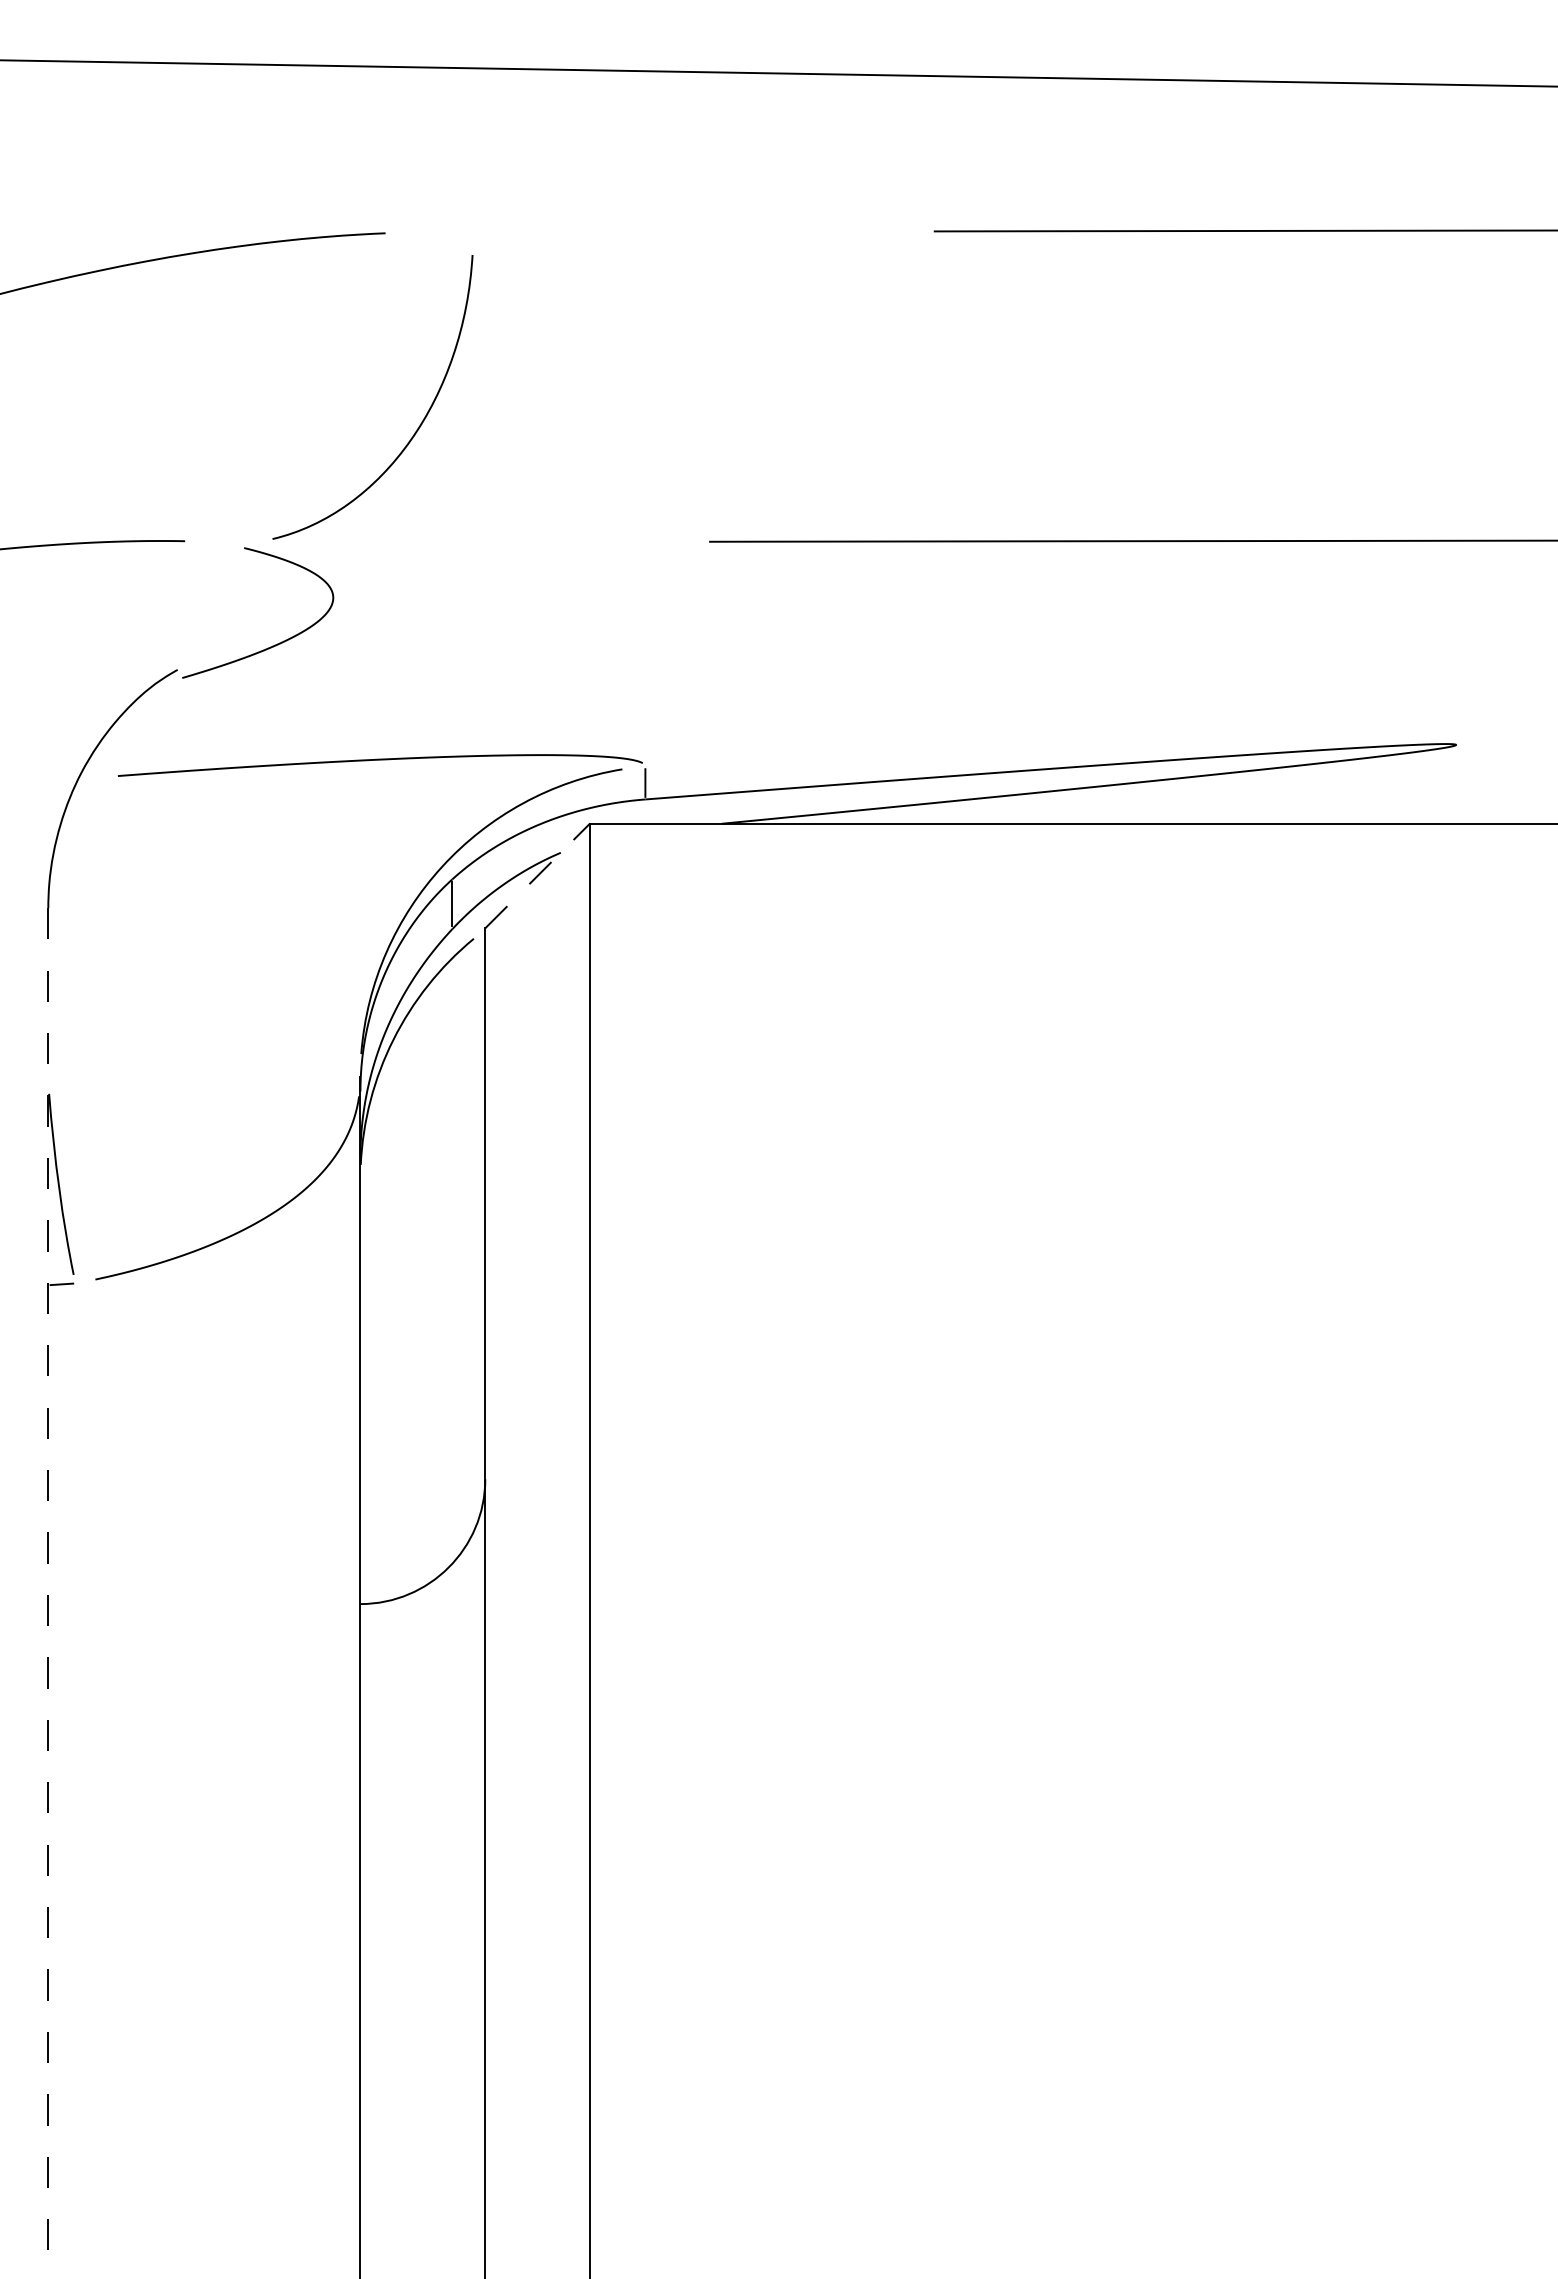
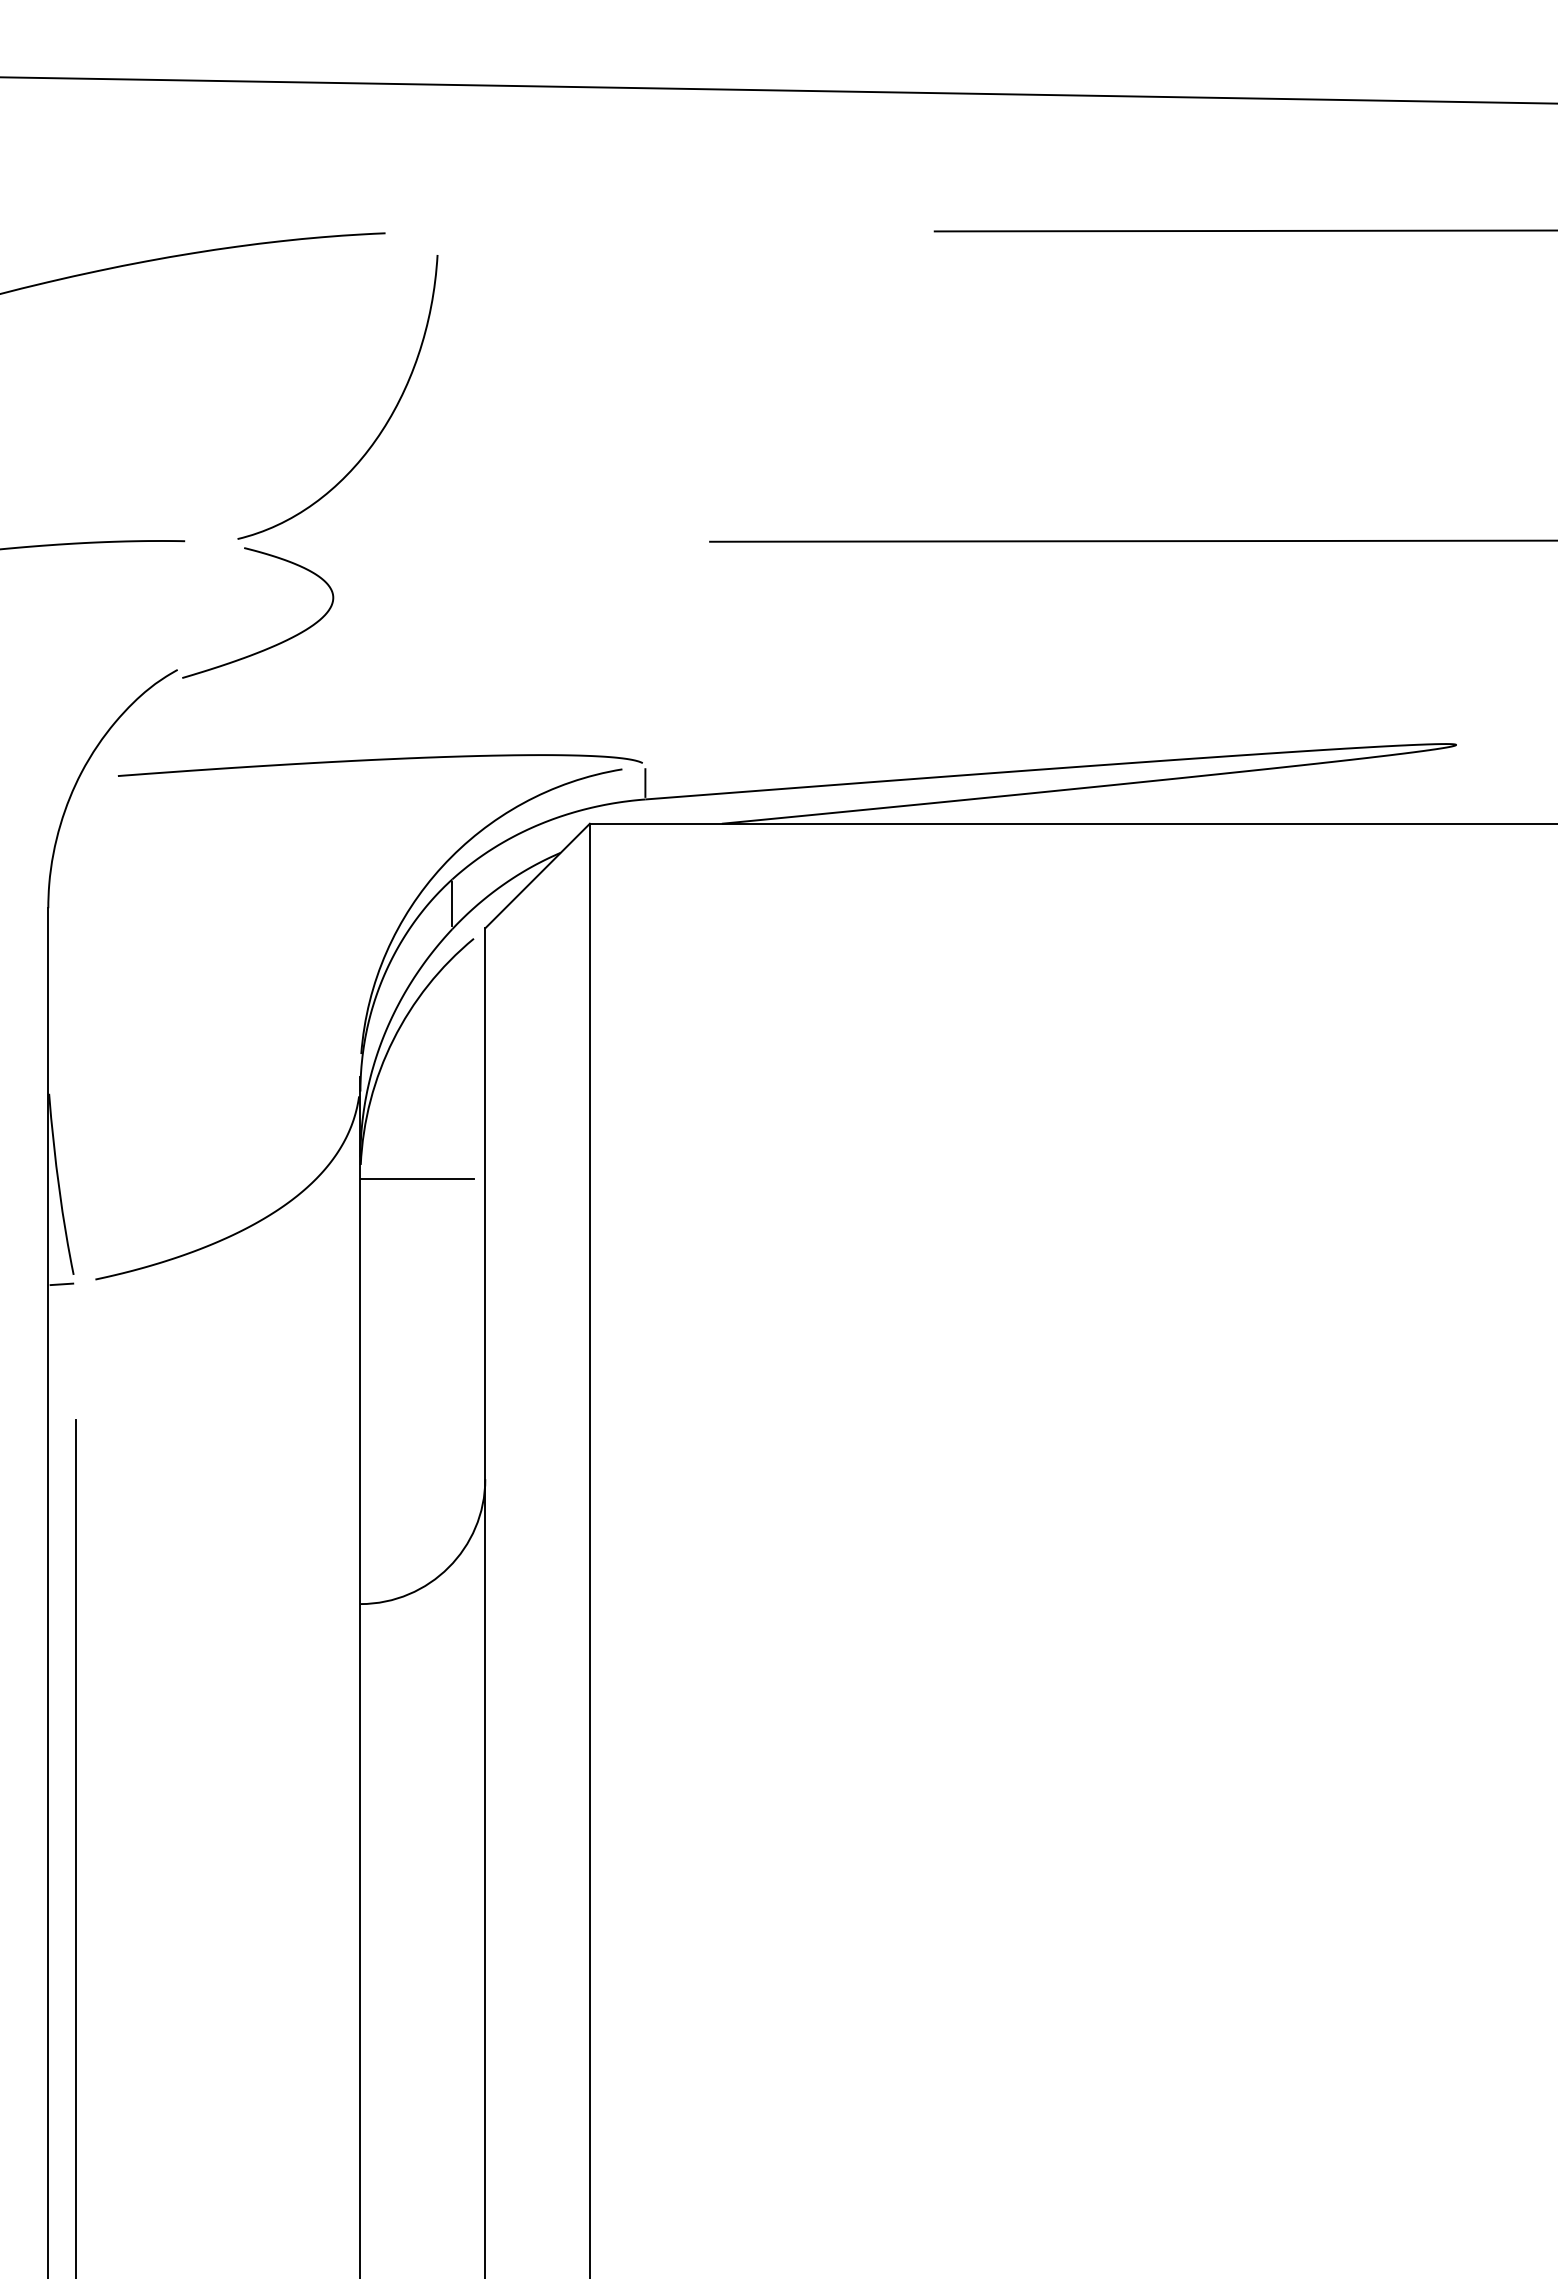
line position: (778, 73) -> (778, 90) (778, 90)
curve position: (418, 426) -> (383, 426) (383, 426)
line: dashed -> solid (537, 876)
line: none -> present (416, 1179)
line: dashed -> solid (48, 1593)
line: none -> present (75, 1847)
